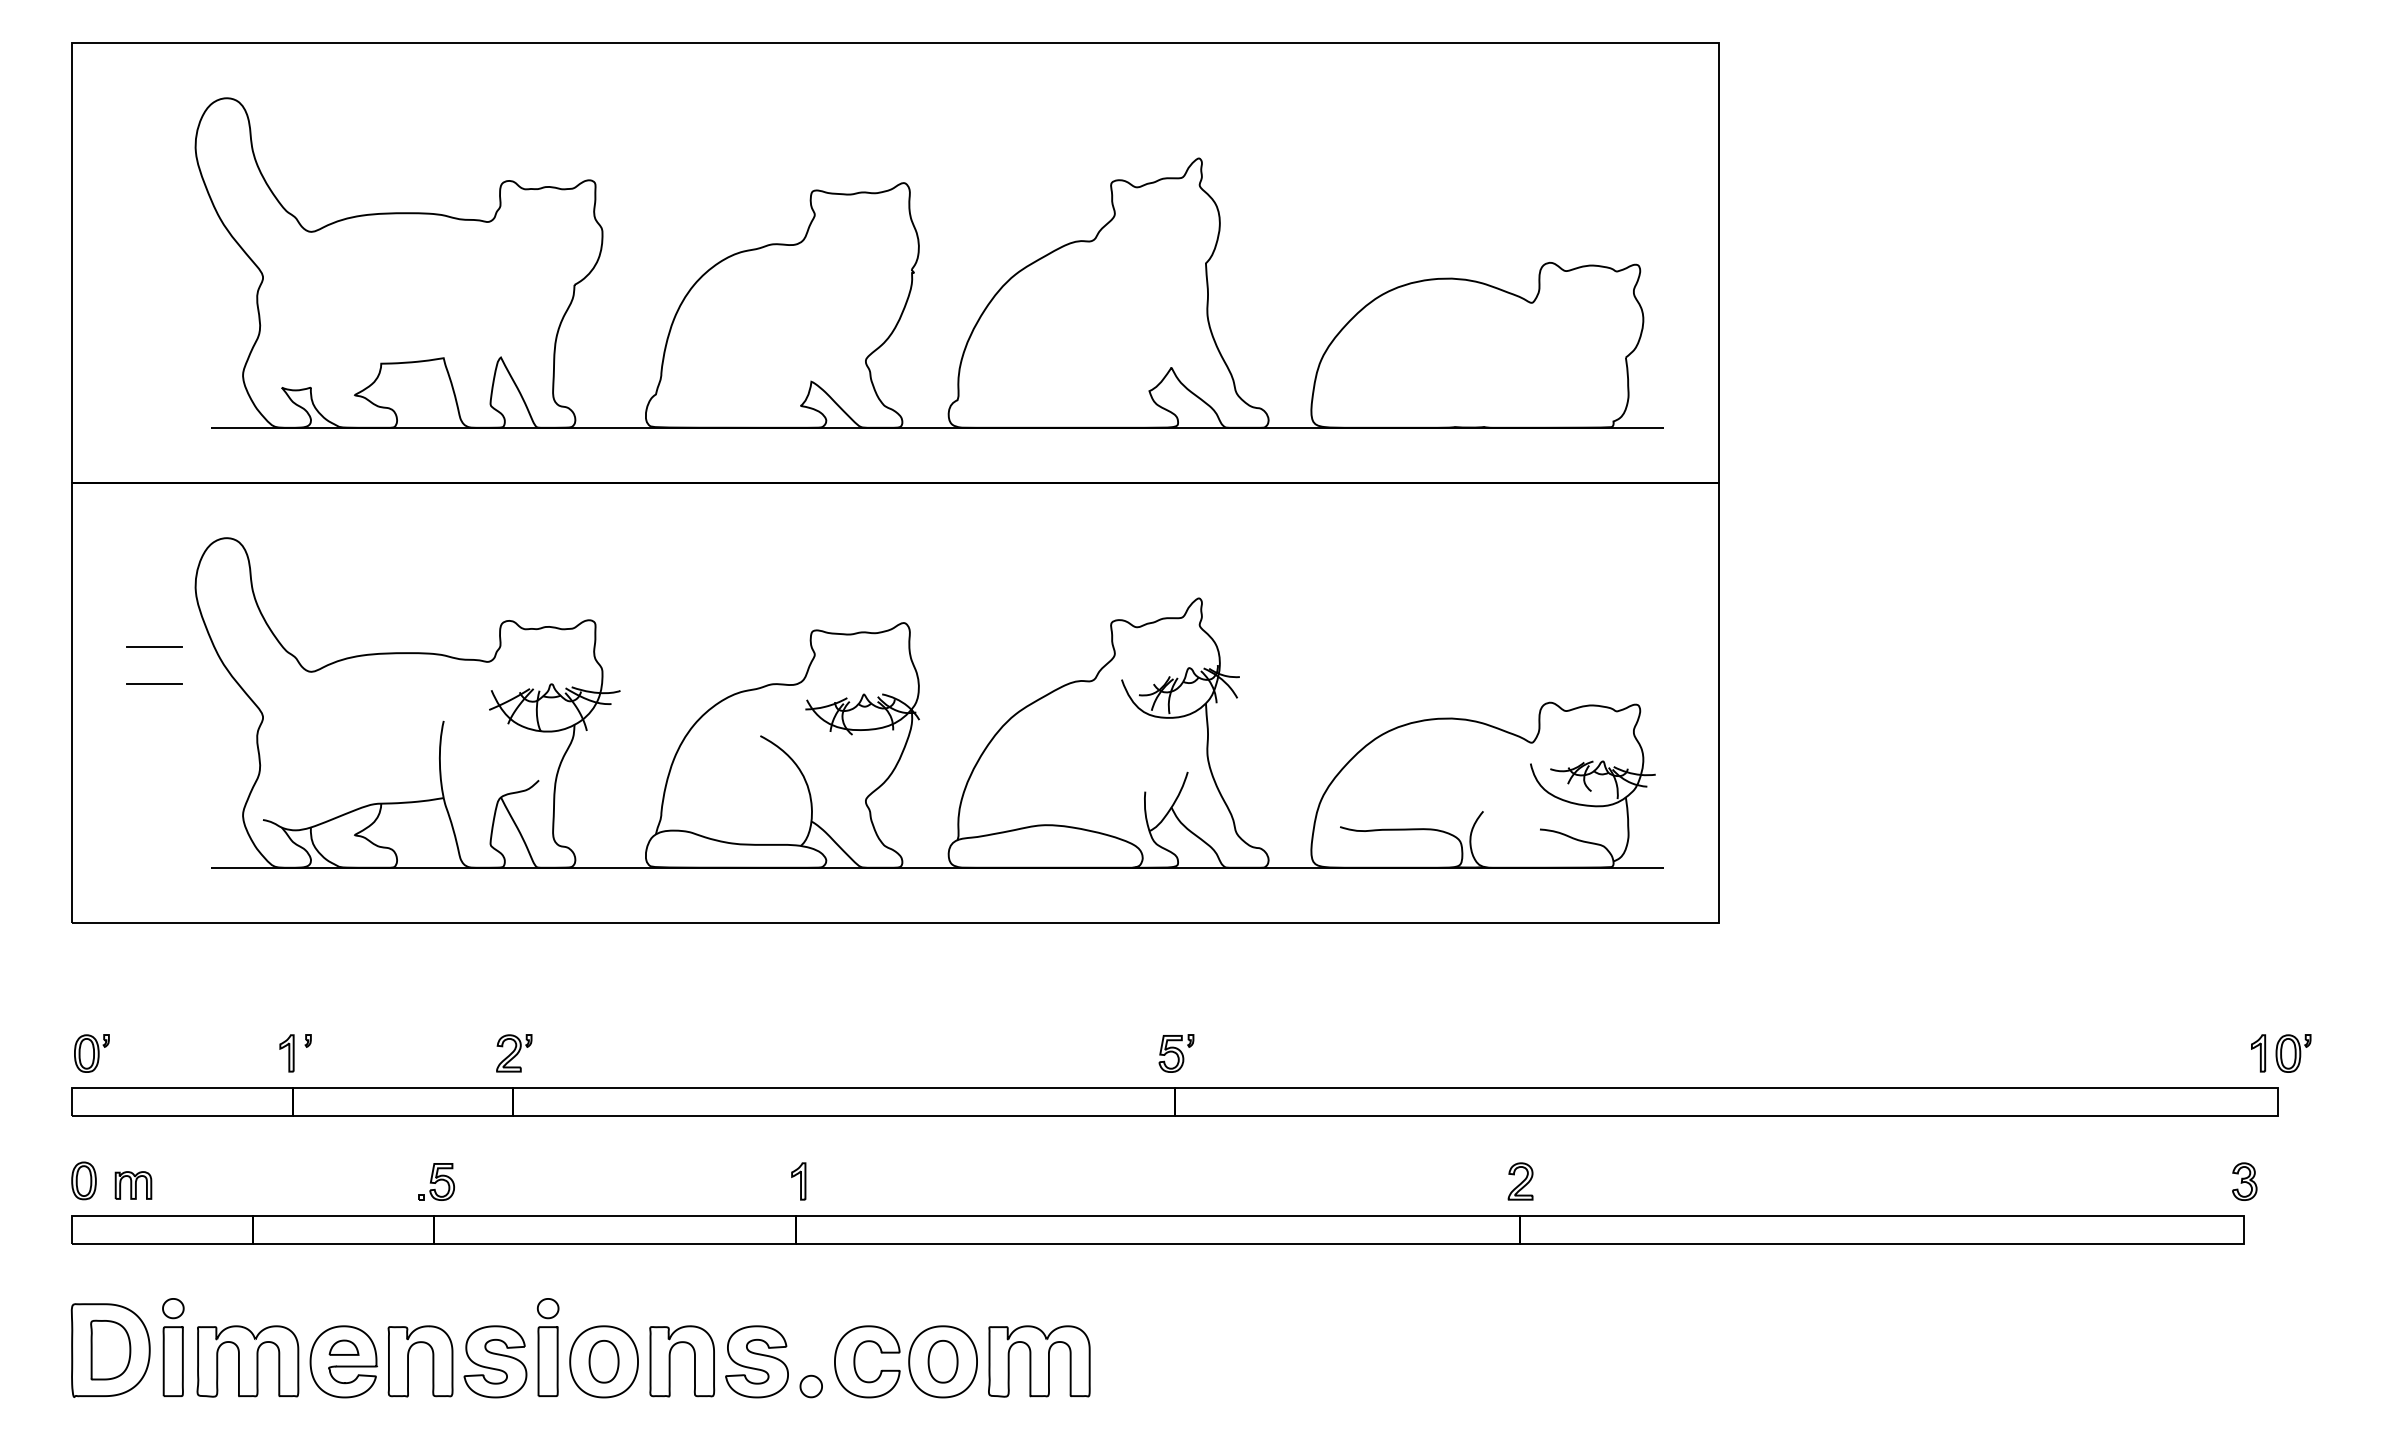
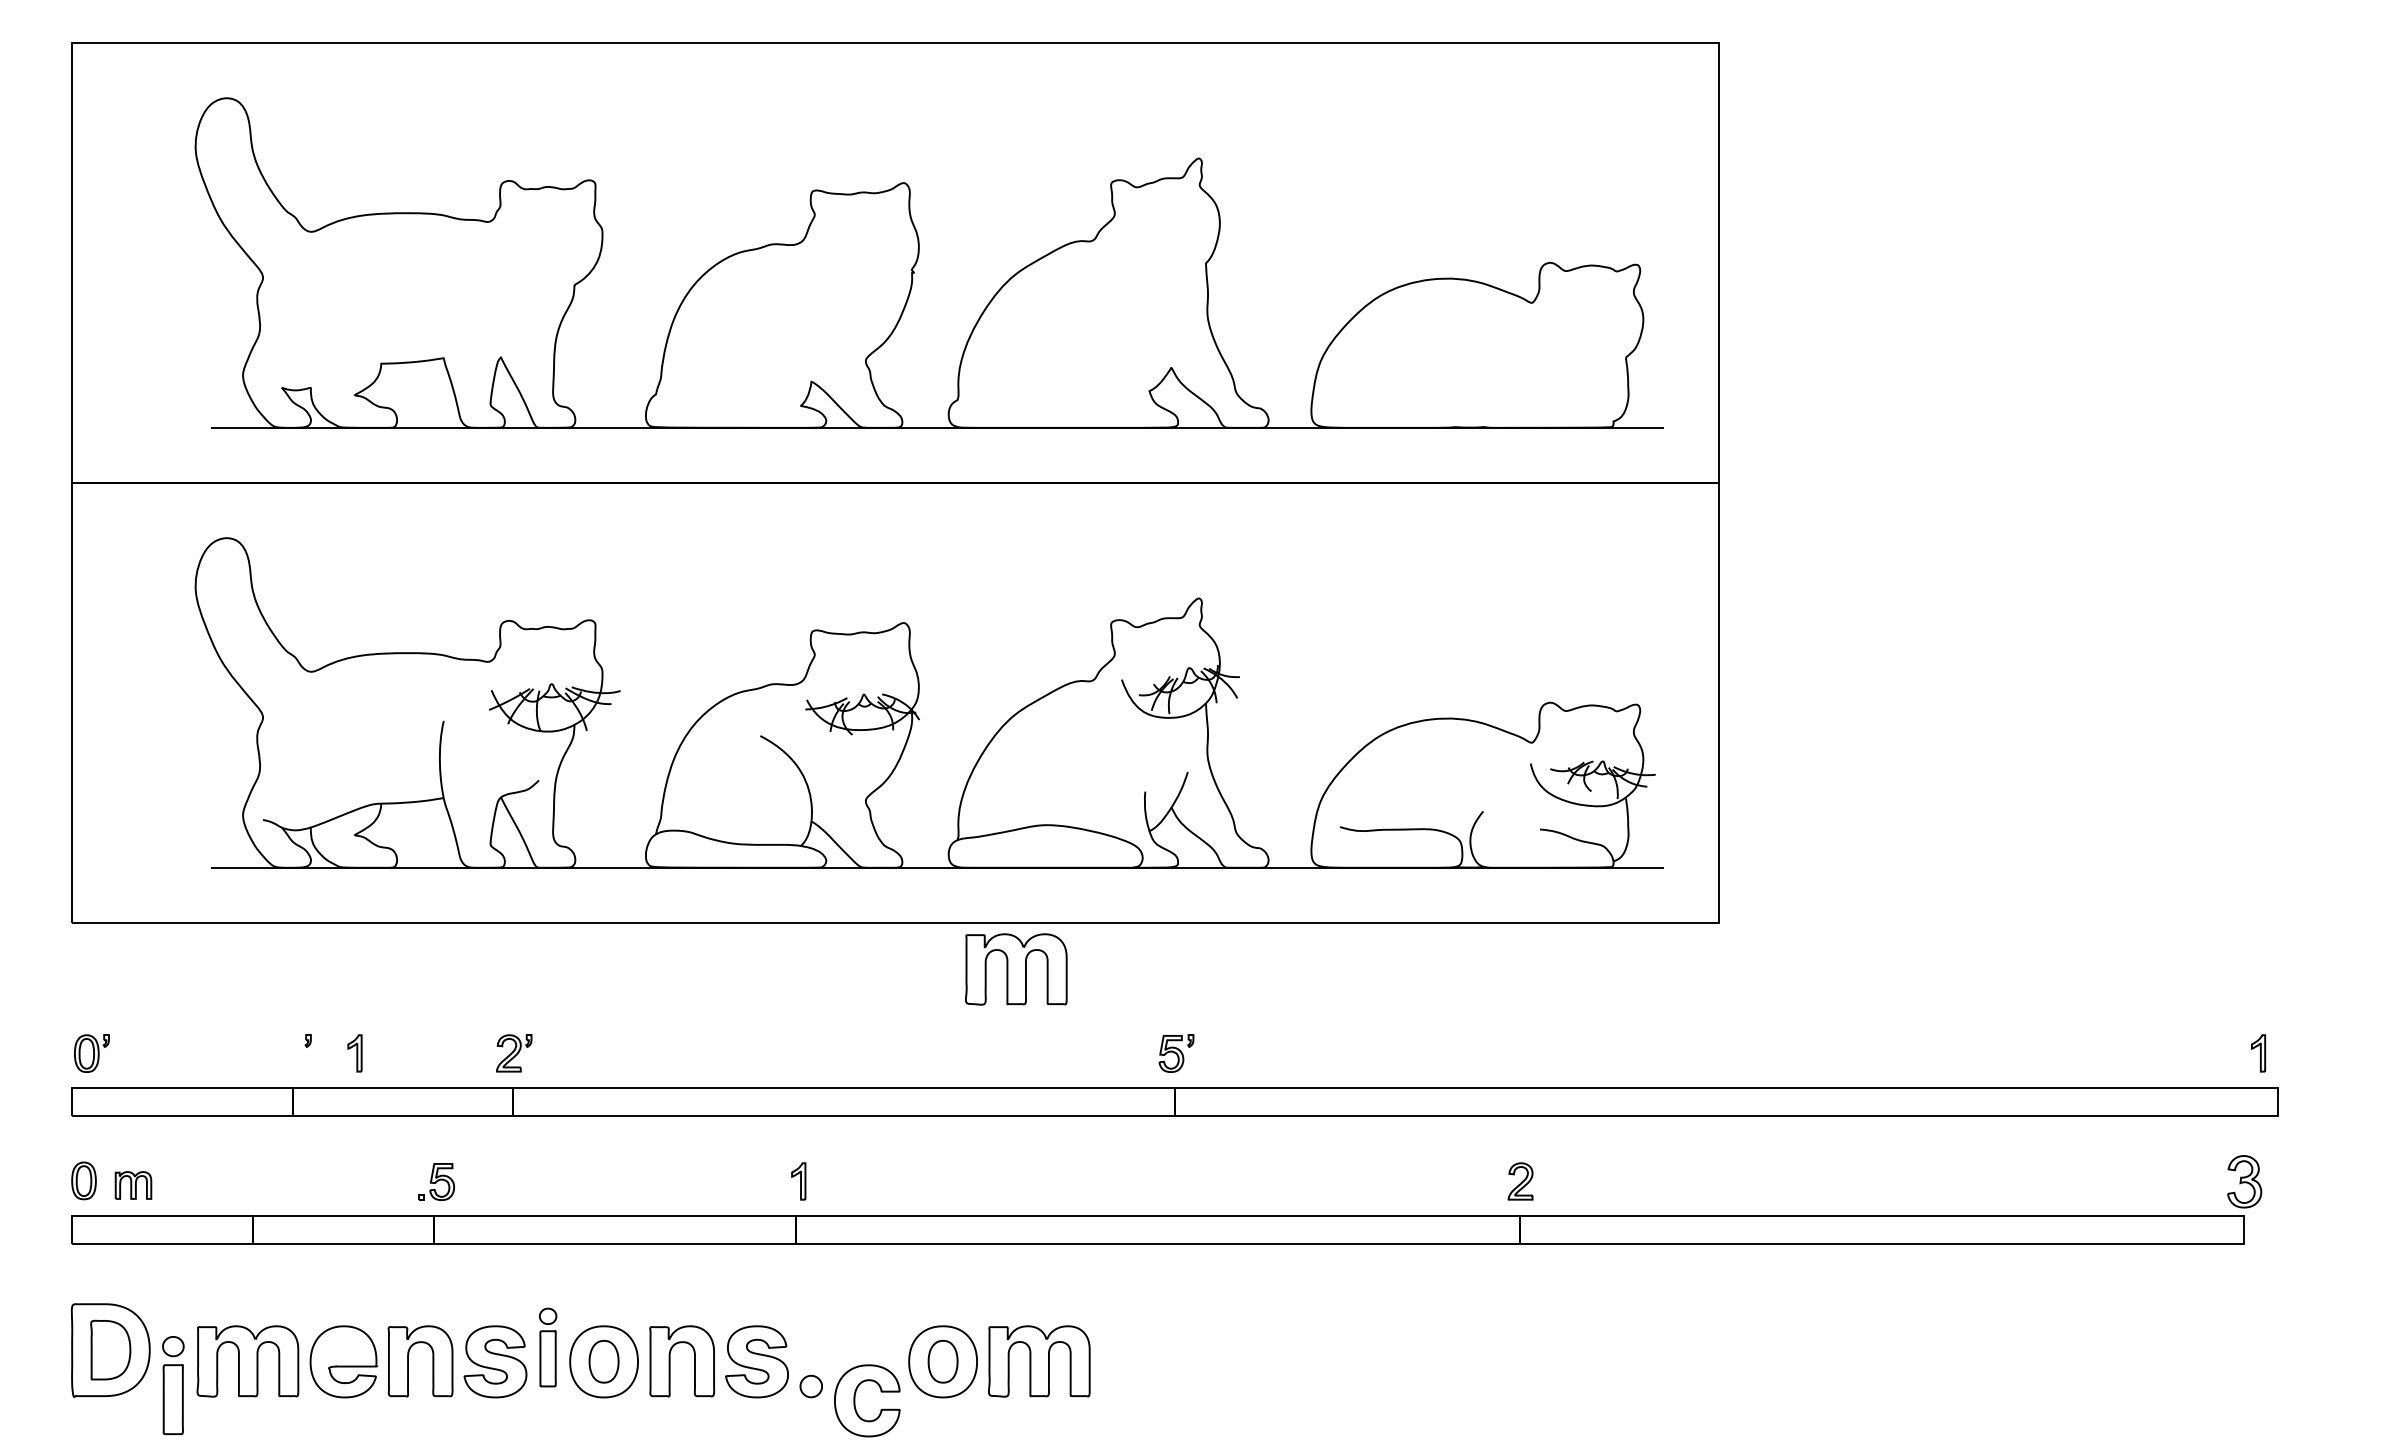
line: present -> none (154, 647)
line: present -> none (154, 683)
part: none -> present (1016, 969)
part position: (286, 1053) -> (354, 1053) (354, 1053)
part: present -> none (2293, 1053)
part size: 26x39 px -> 36x54 px (2244, 1181)
part position: (173, 1347) -> (173, 1385) (173, 1385)
part: present -> none (343, 1347)
part size: 24x99 px -> 19x81 px (548, 1347)
part position: (855, 1361) -> (855, 1400) (855, 1400)
